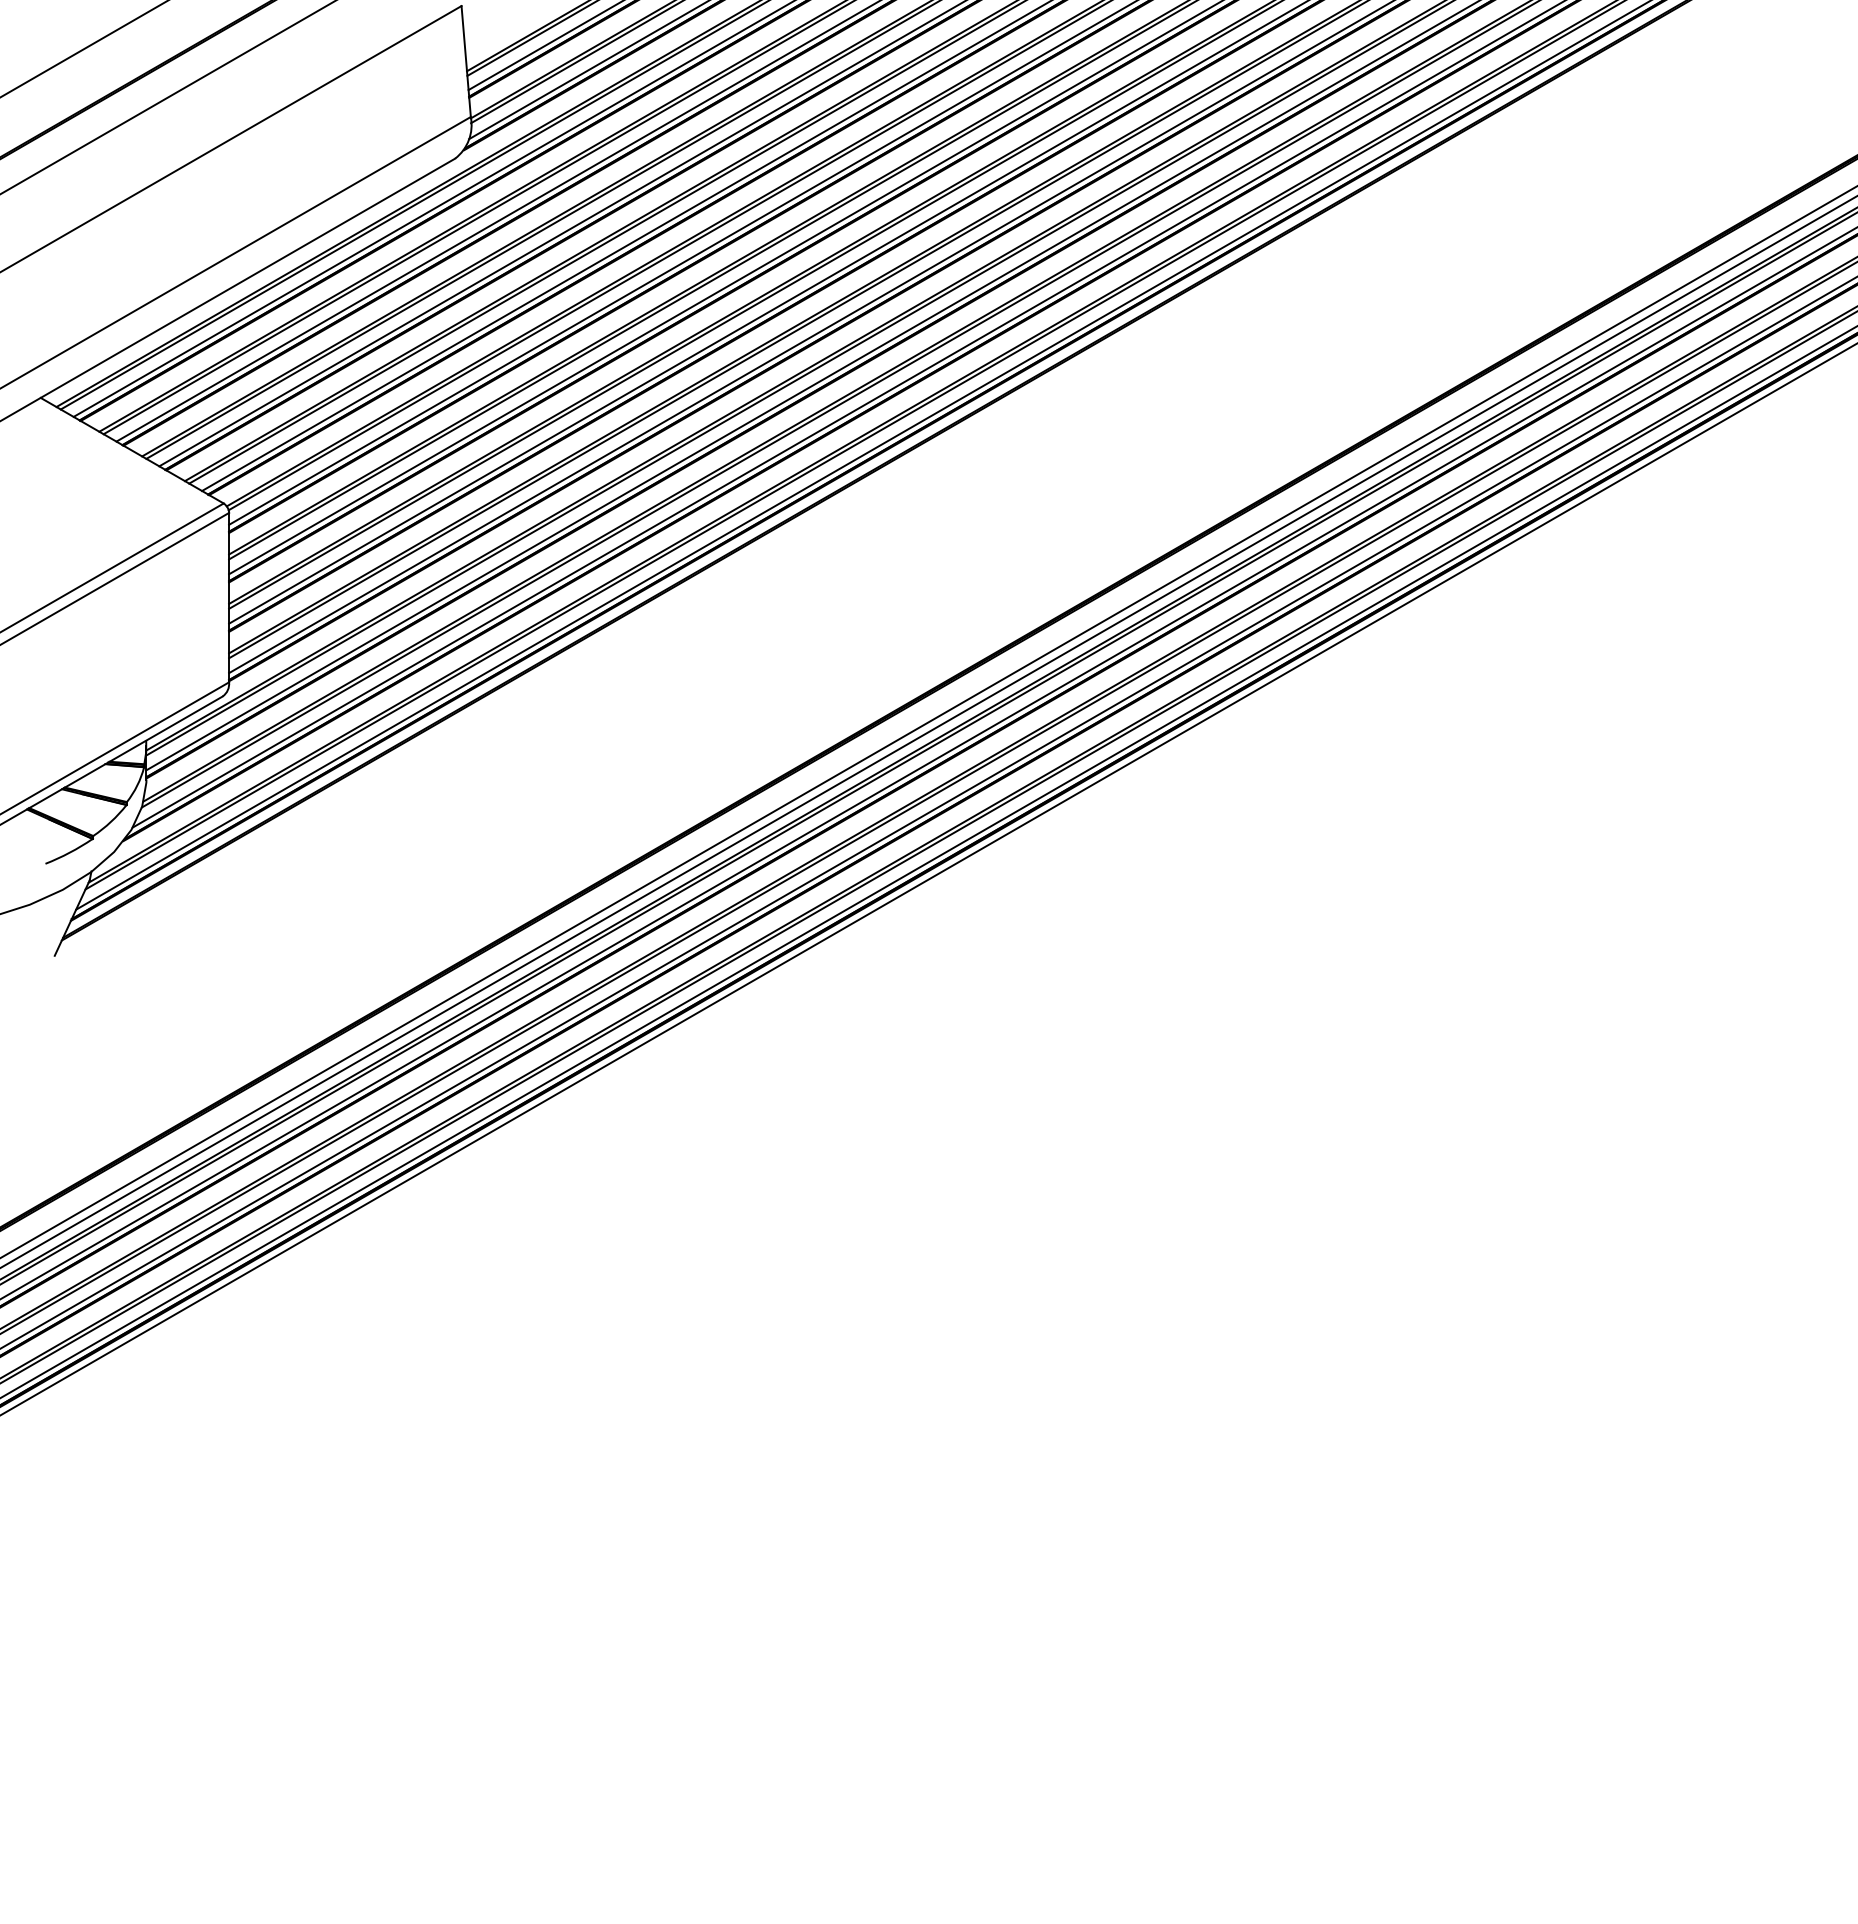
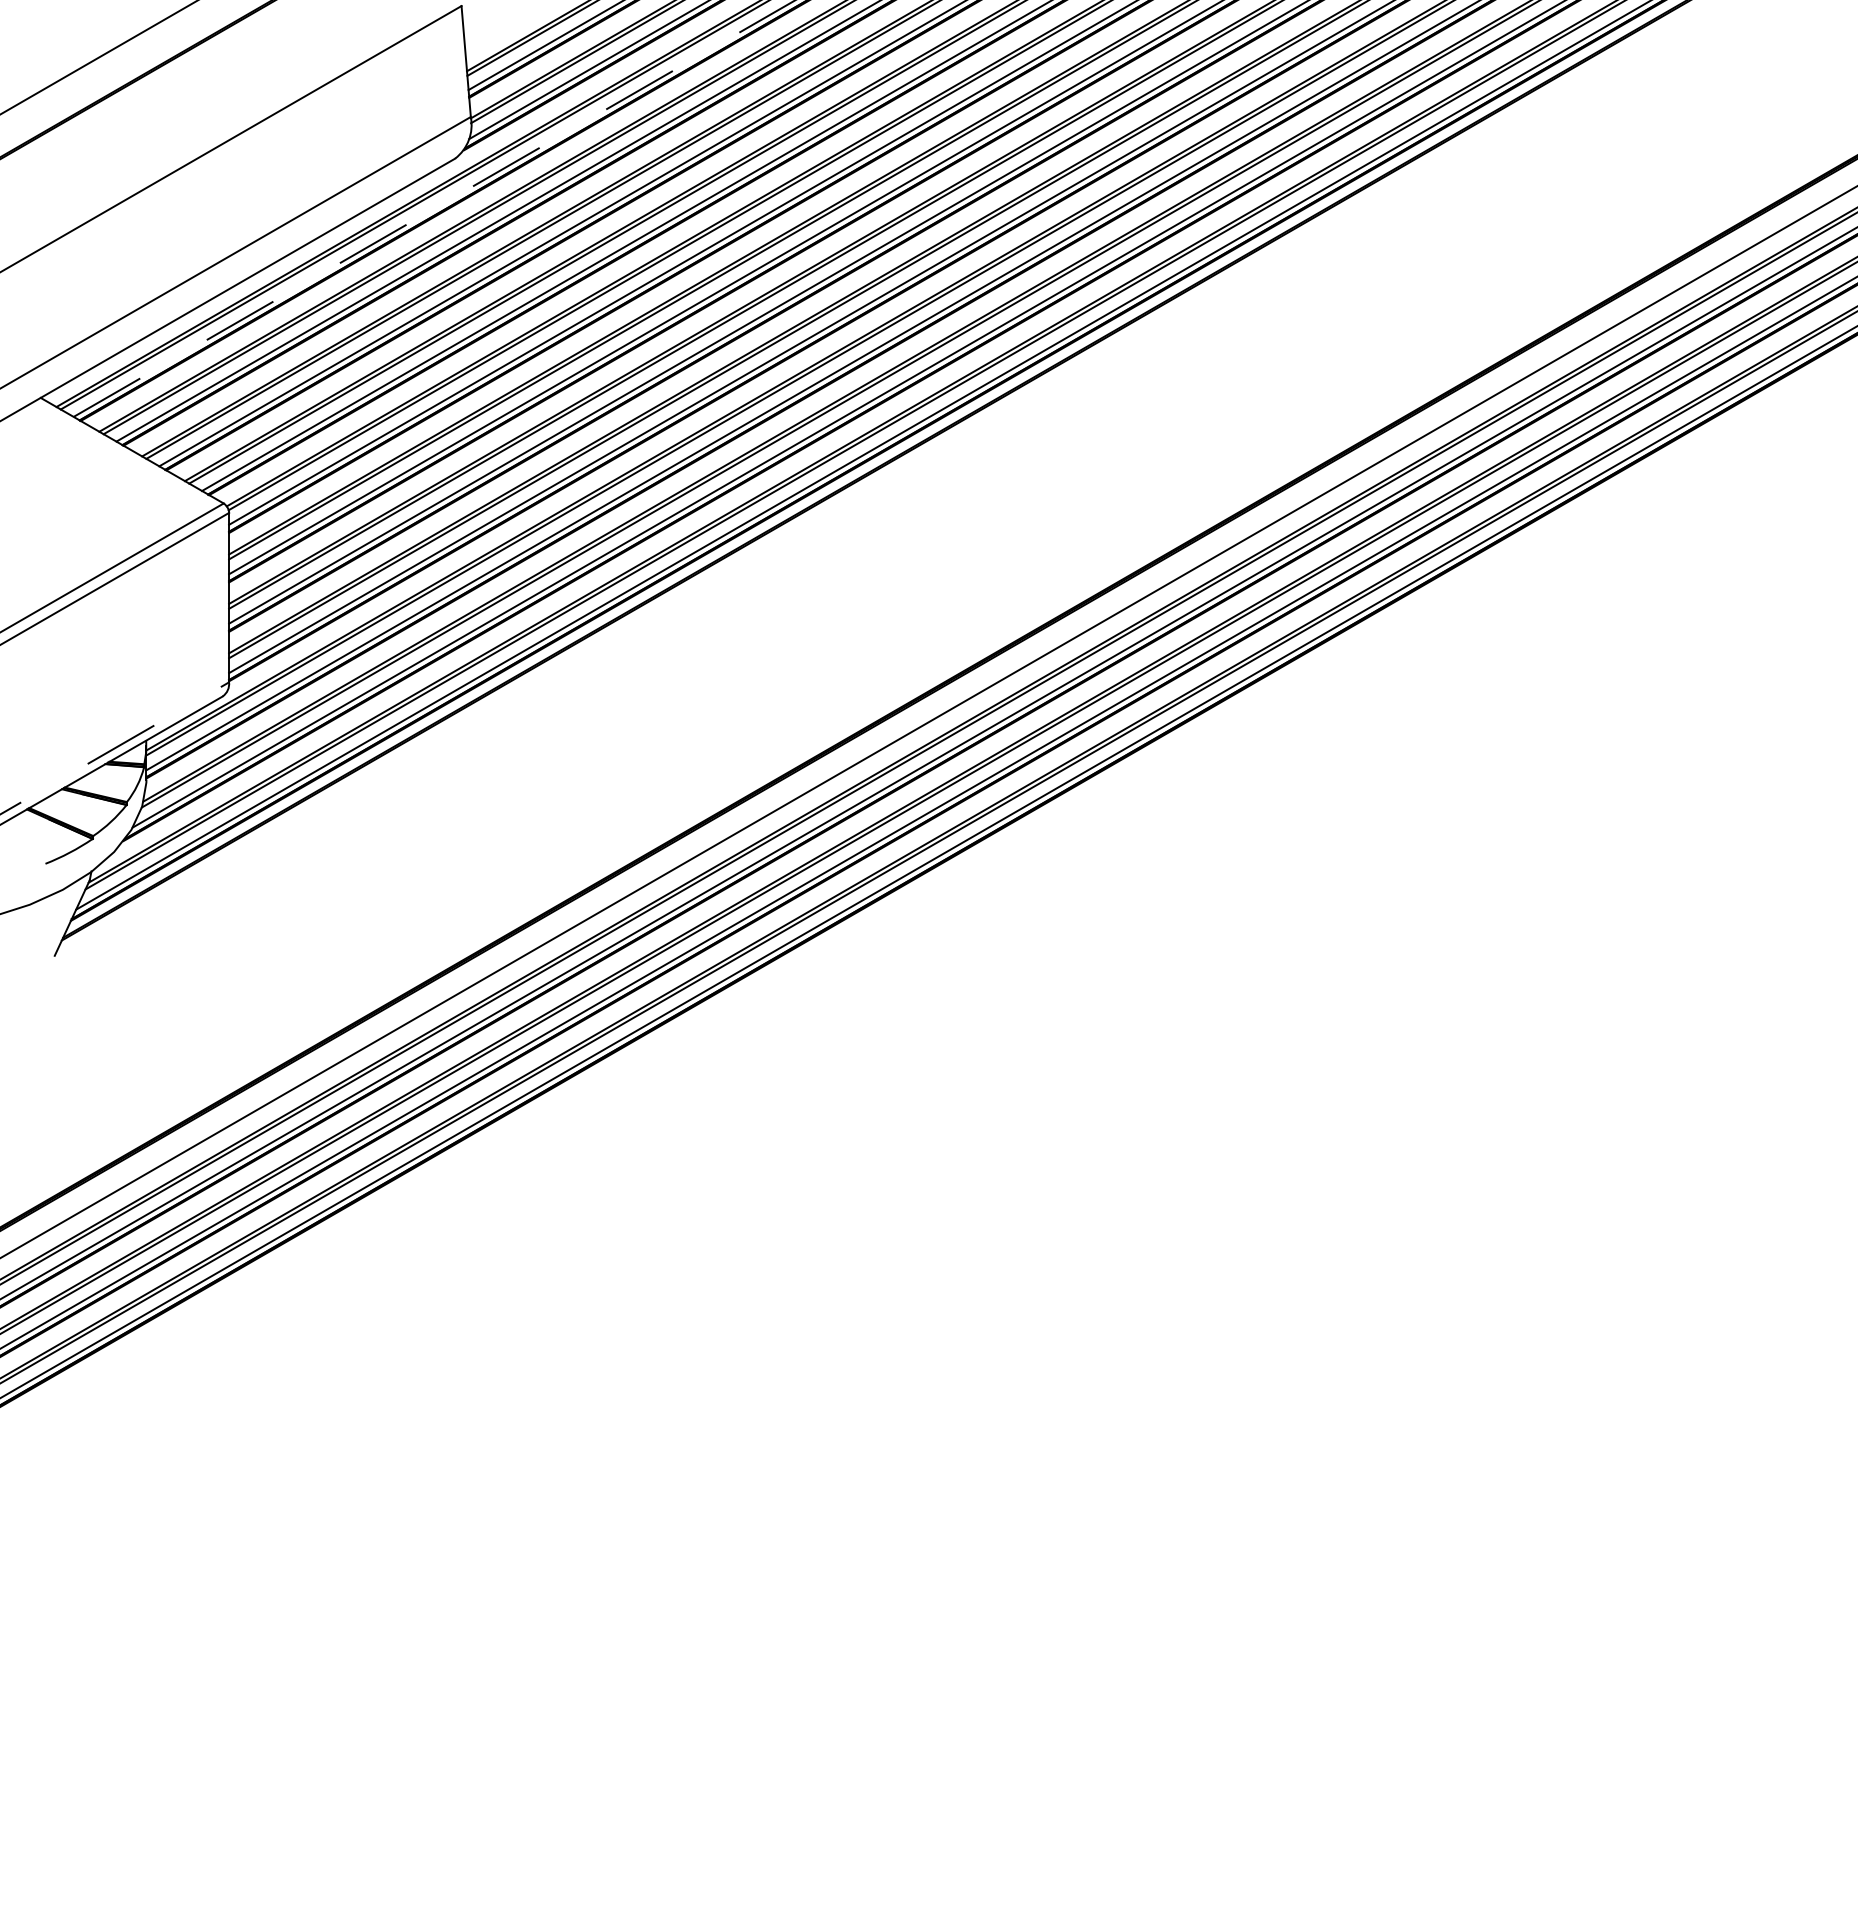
line position: (83, 49) -> (98, 57) (98, 57)
line: present -> none (167, 97)
line: solid -> dashed (434, 208)
line: present -> none (928, 731)
line: solid -> dashed (114, 748)
line: present -> none (928, 879)
